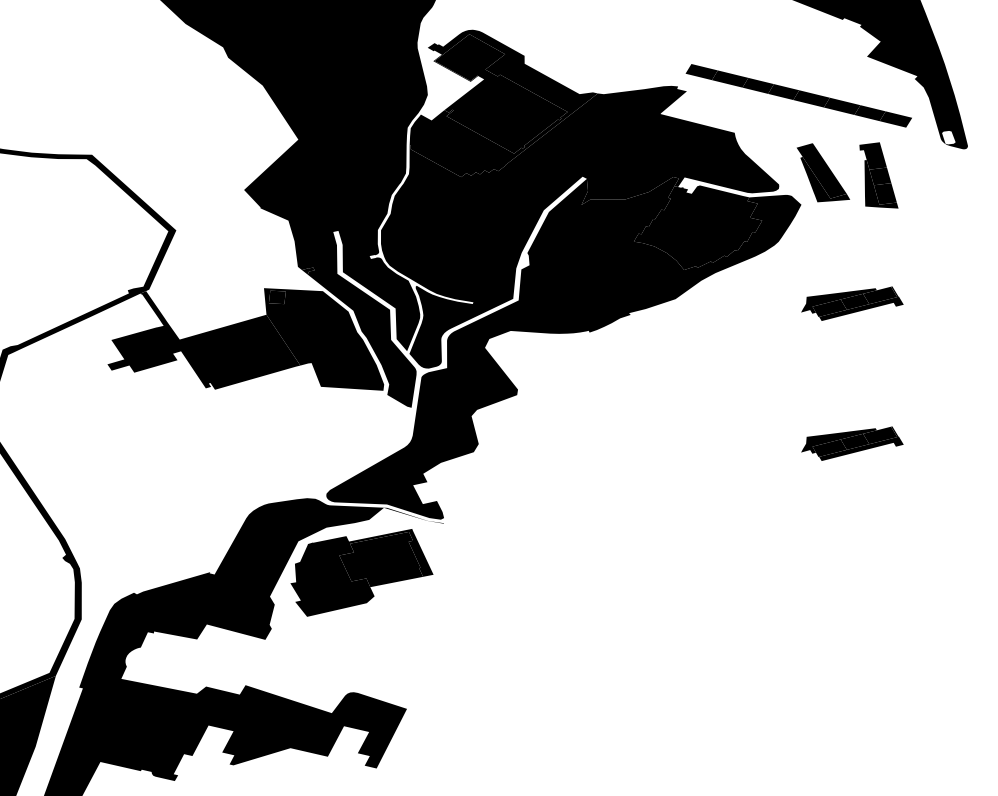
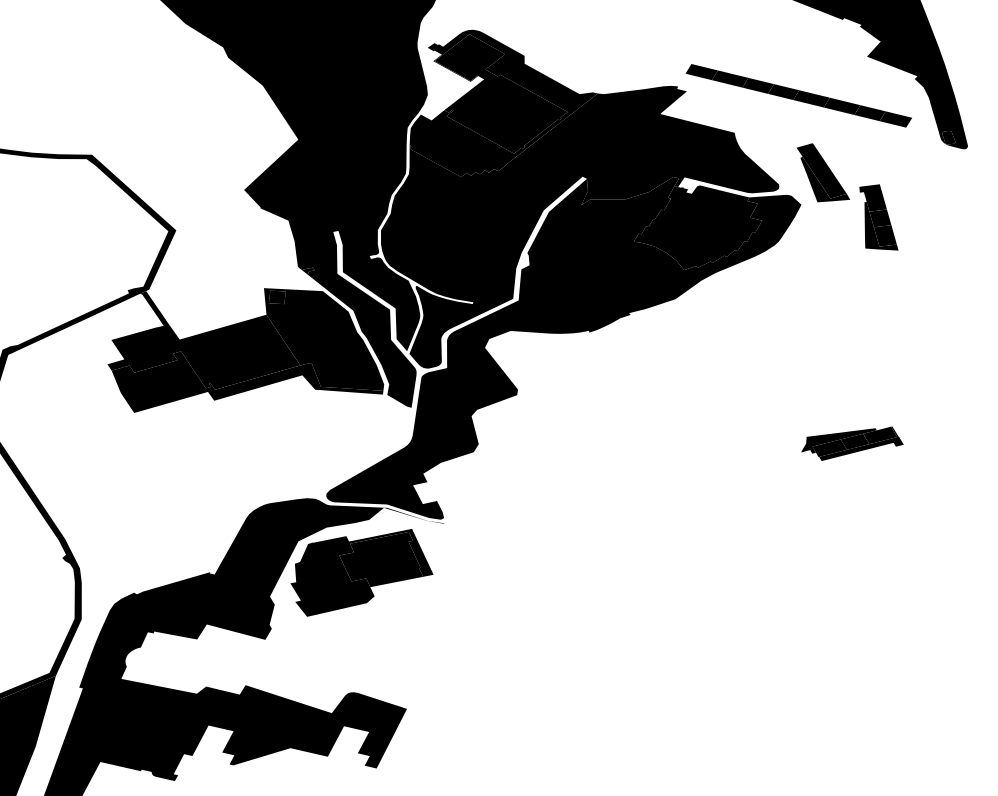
fill: none -> present (948, 137)
part position: (878, 175) -> (878, 217) (878, 217)
part: present -> none (852, 303)
fill: none -> present (247, 382)
